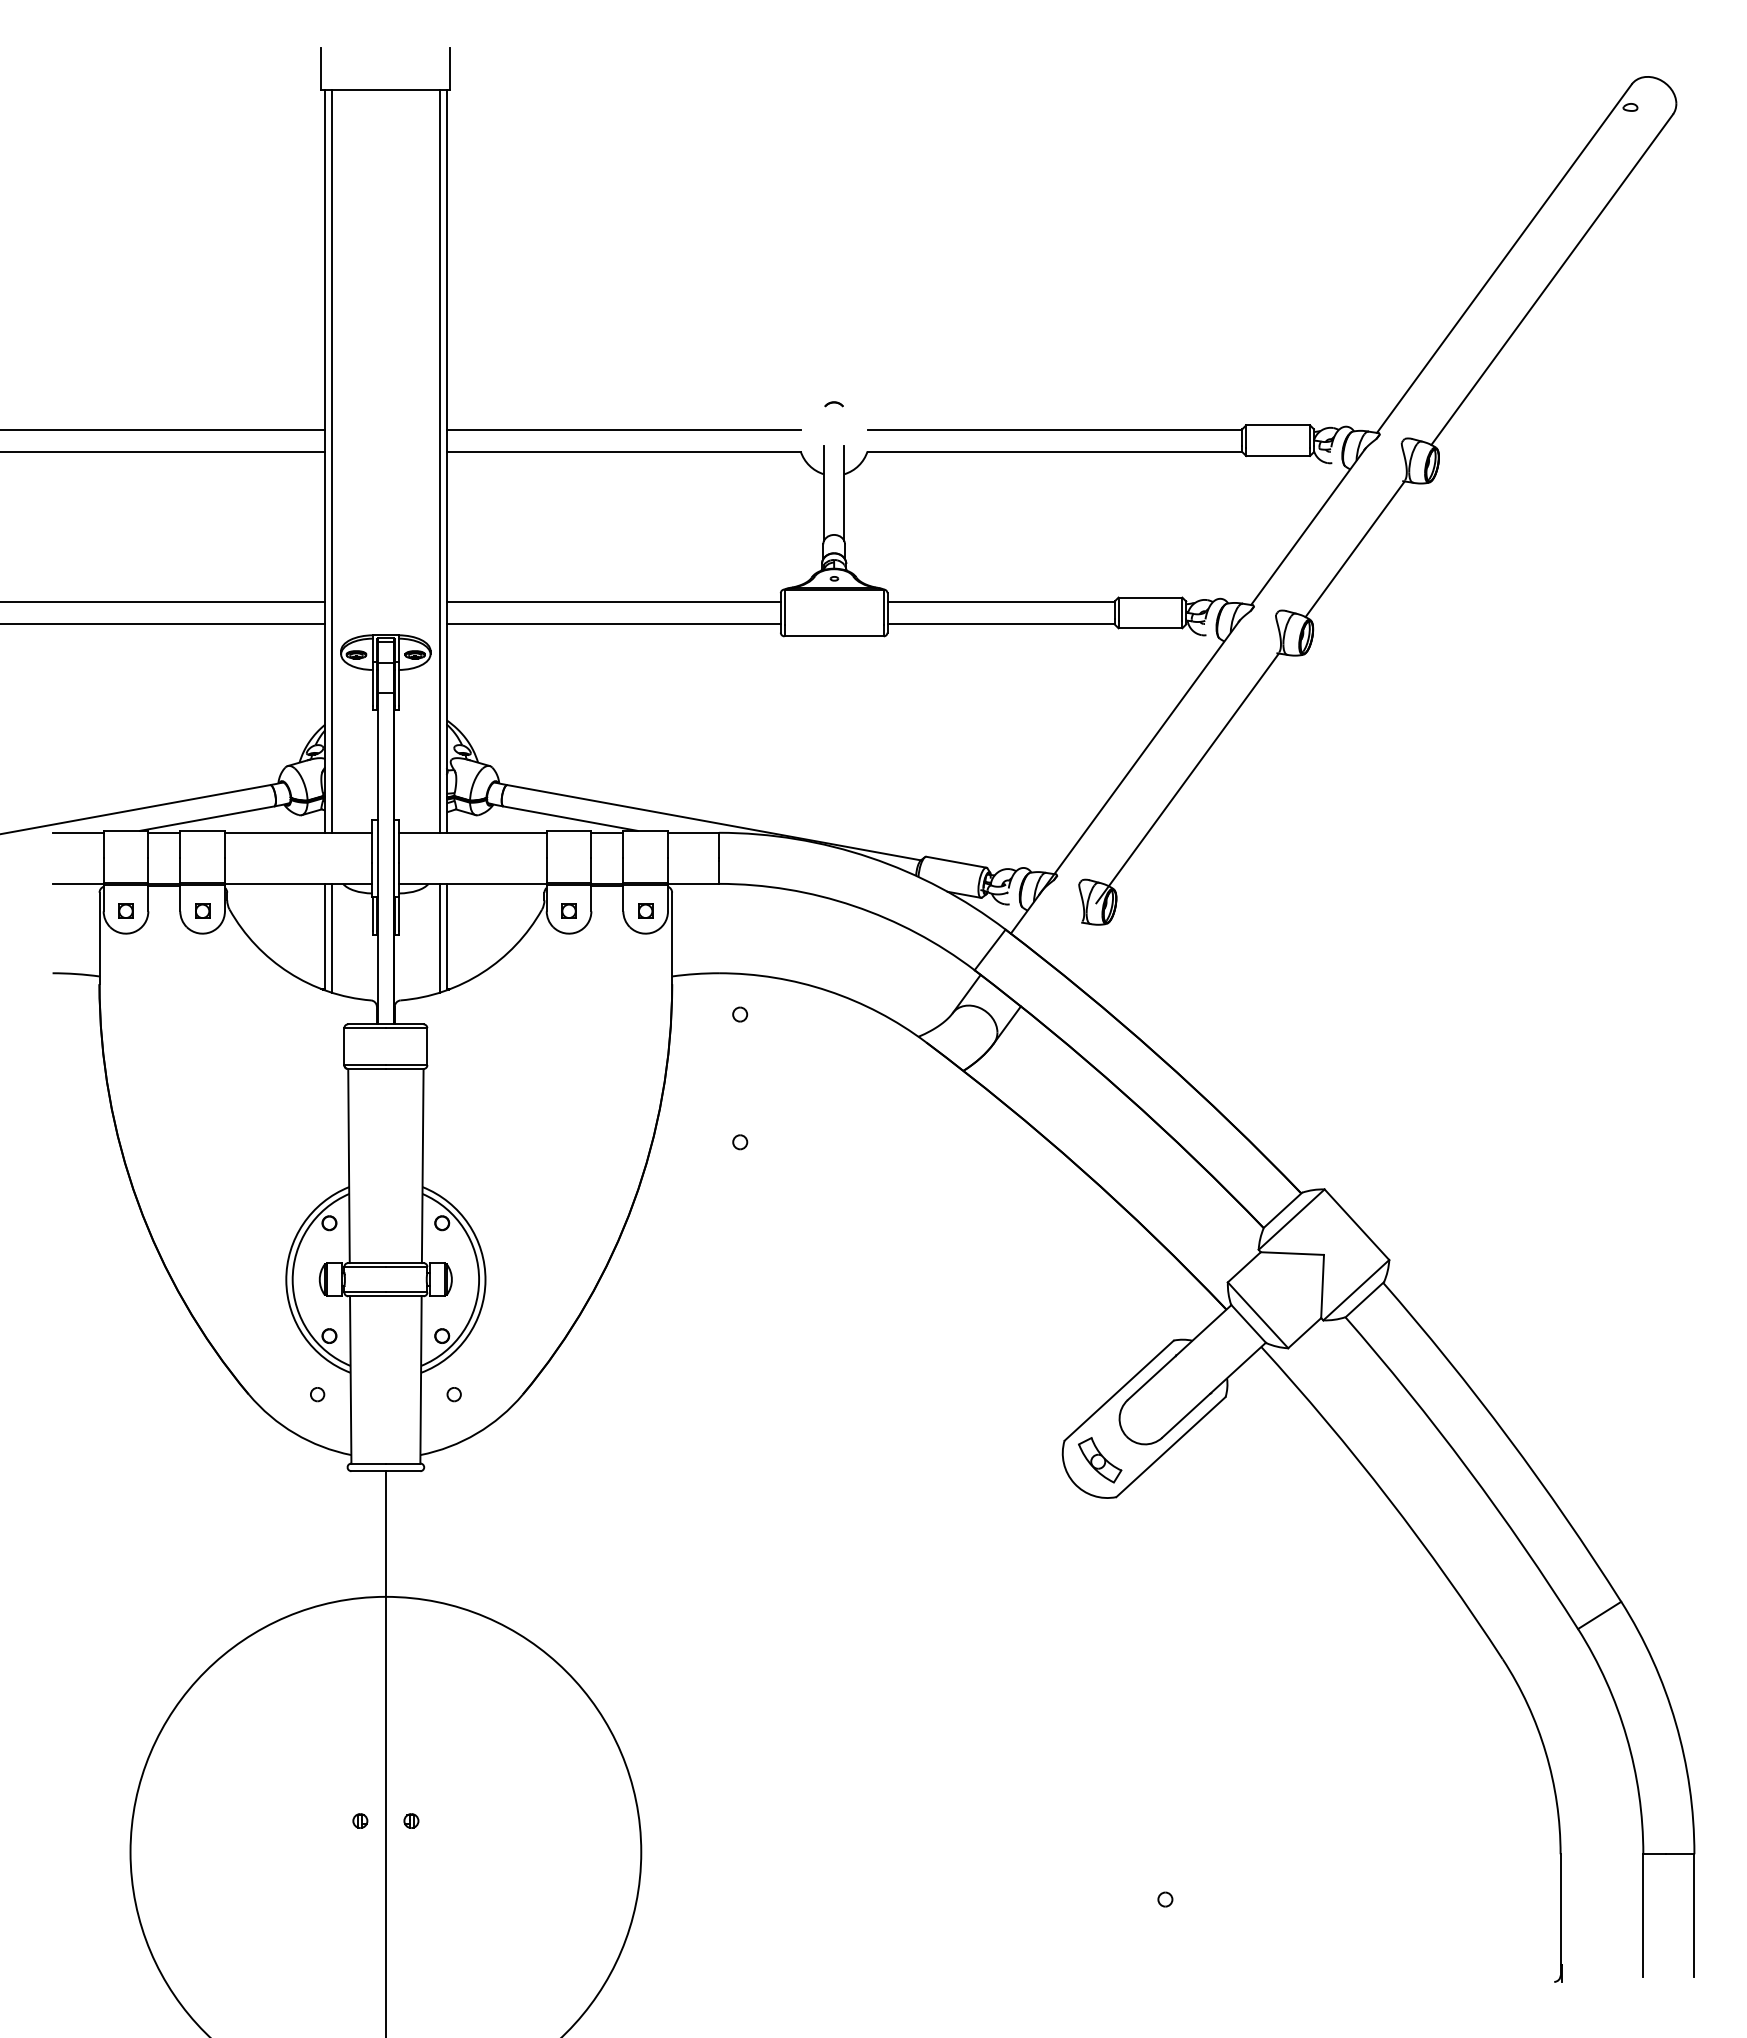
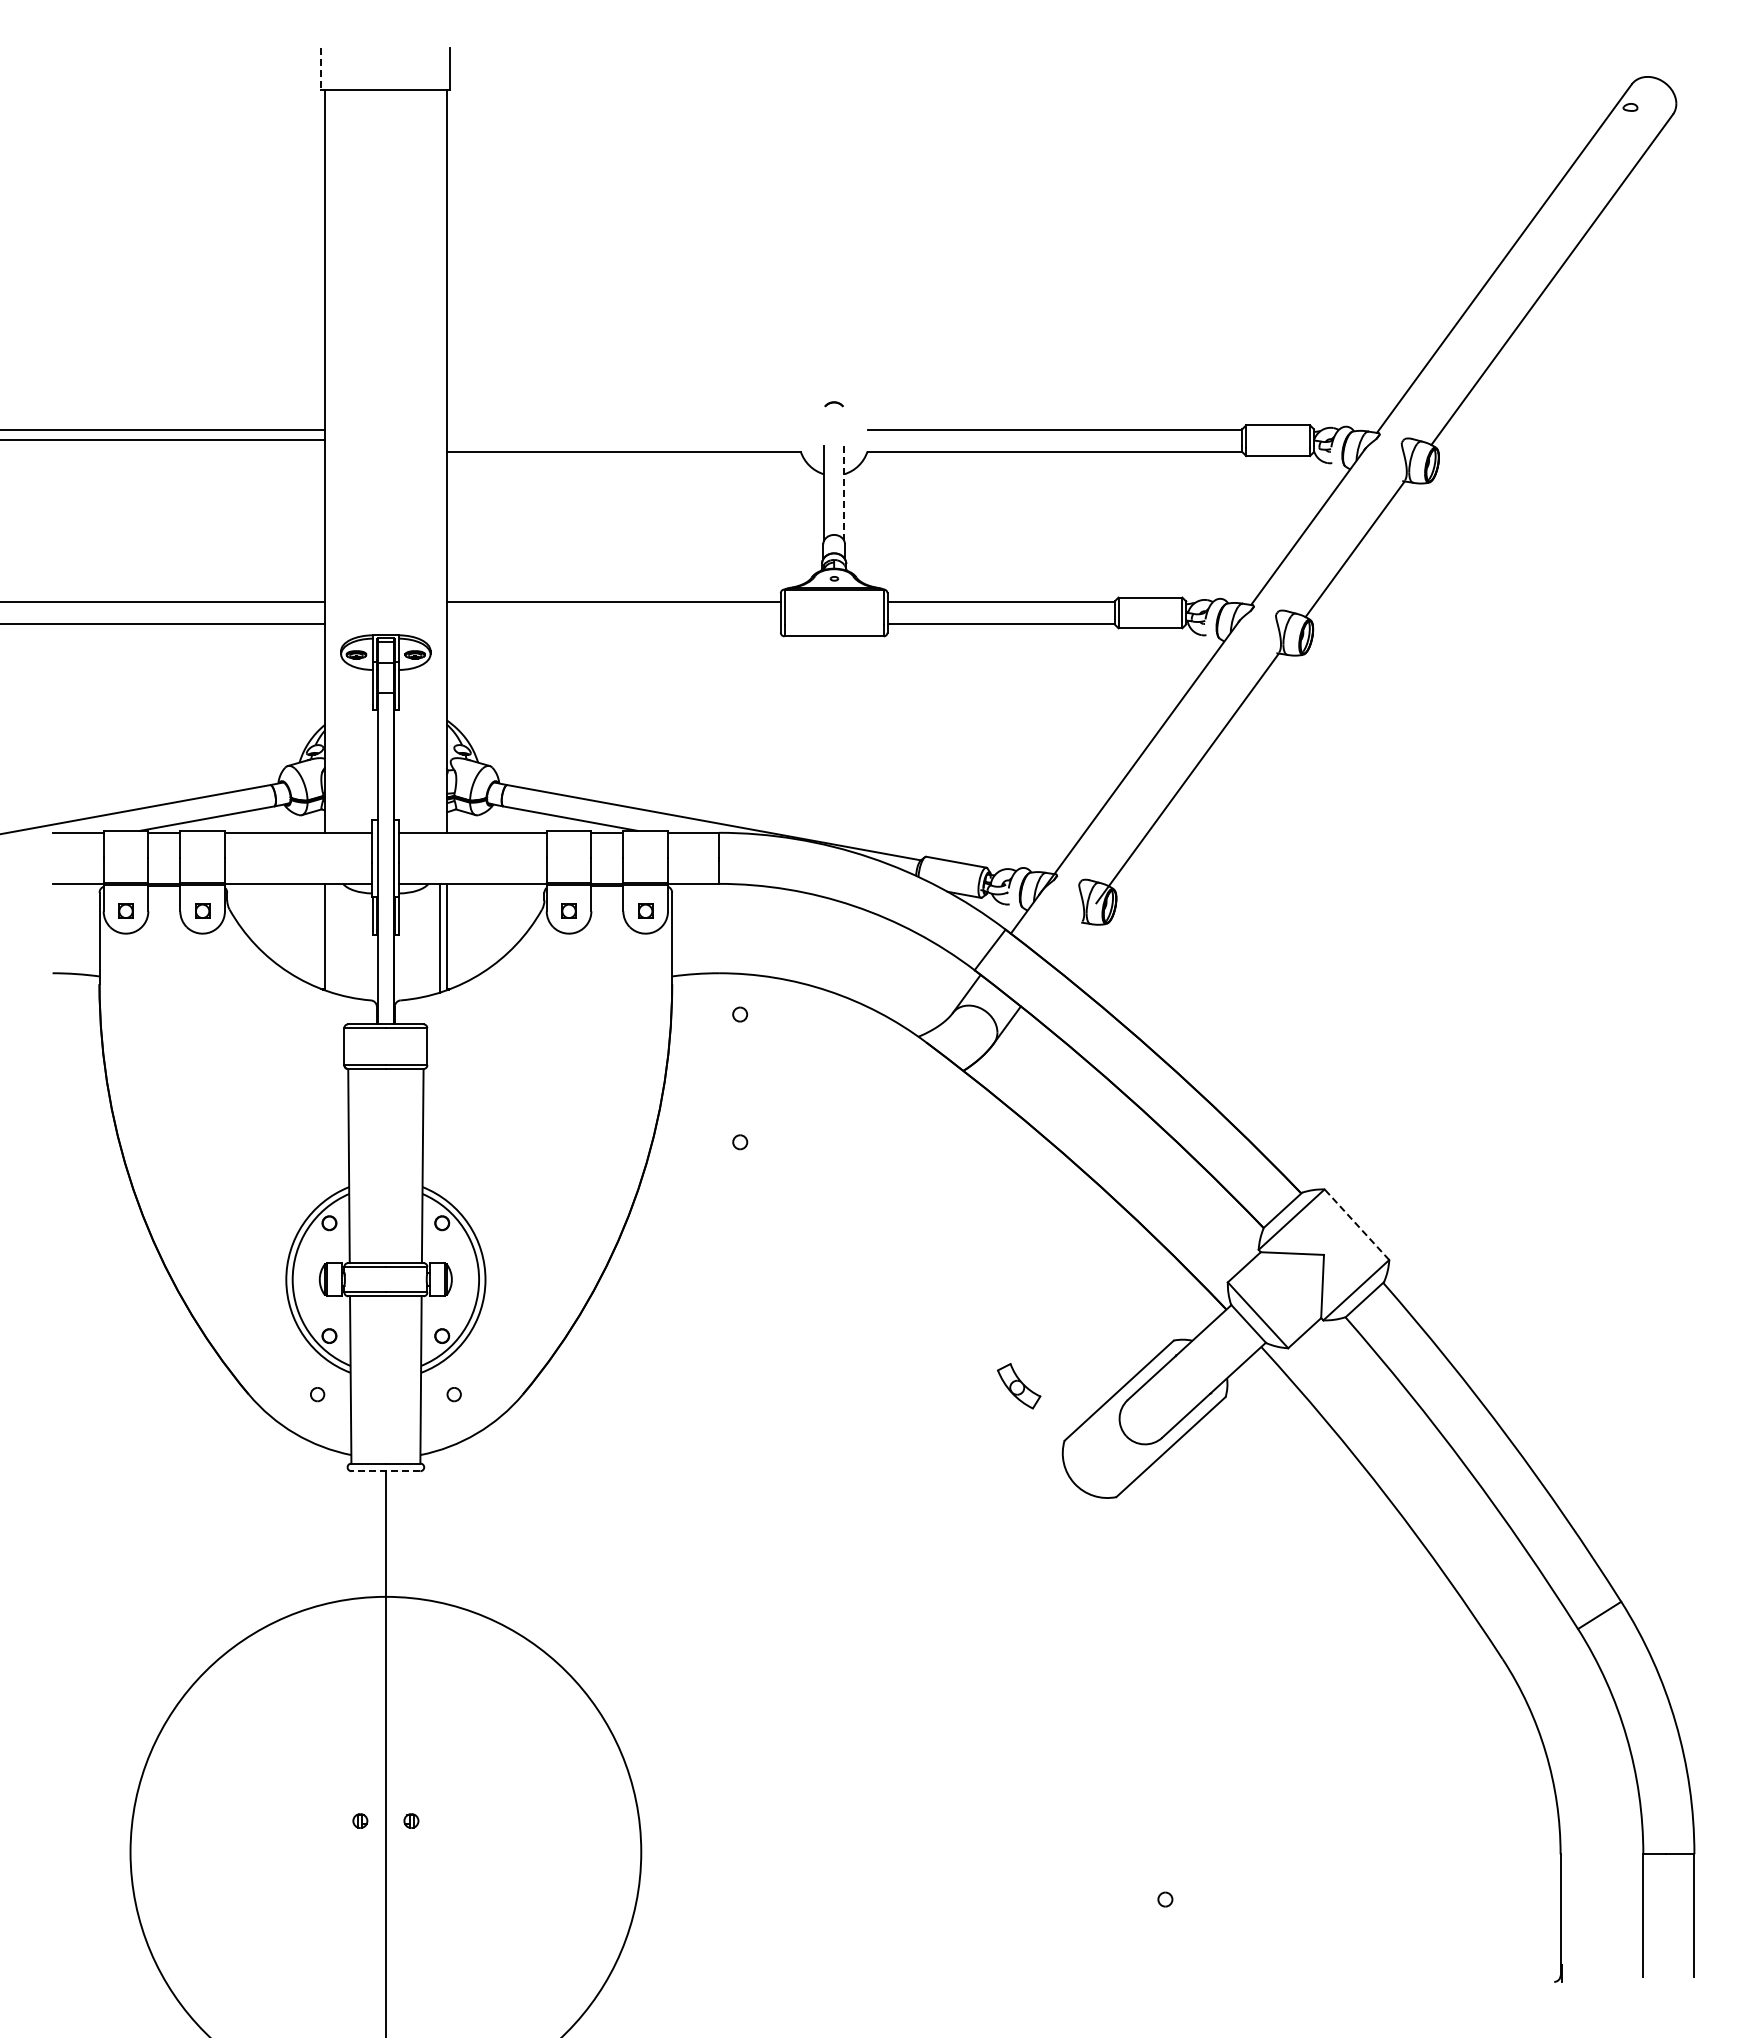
line: solid -> dashed (321, 69)
line: present -> none (623, 429)
line position: (163, 451) -> (163, 439) (163, 439)
line: present -> none (331, 461)
line: present -> none (440, 461)
line: solid -> dashed (844, 493)
line: present -> none (613, 623)
line: present -> none (331, 937)
line: solid -> dashed (1356, 1224)
part position: (1100, 1460) -> (1019, 1386) (1019, 1386)
line: solid -> dashed (385, 1471)
